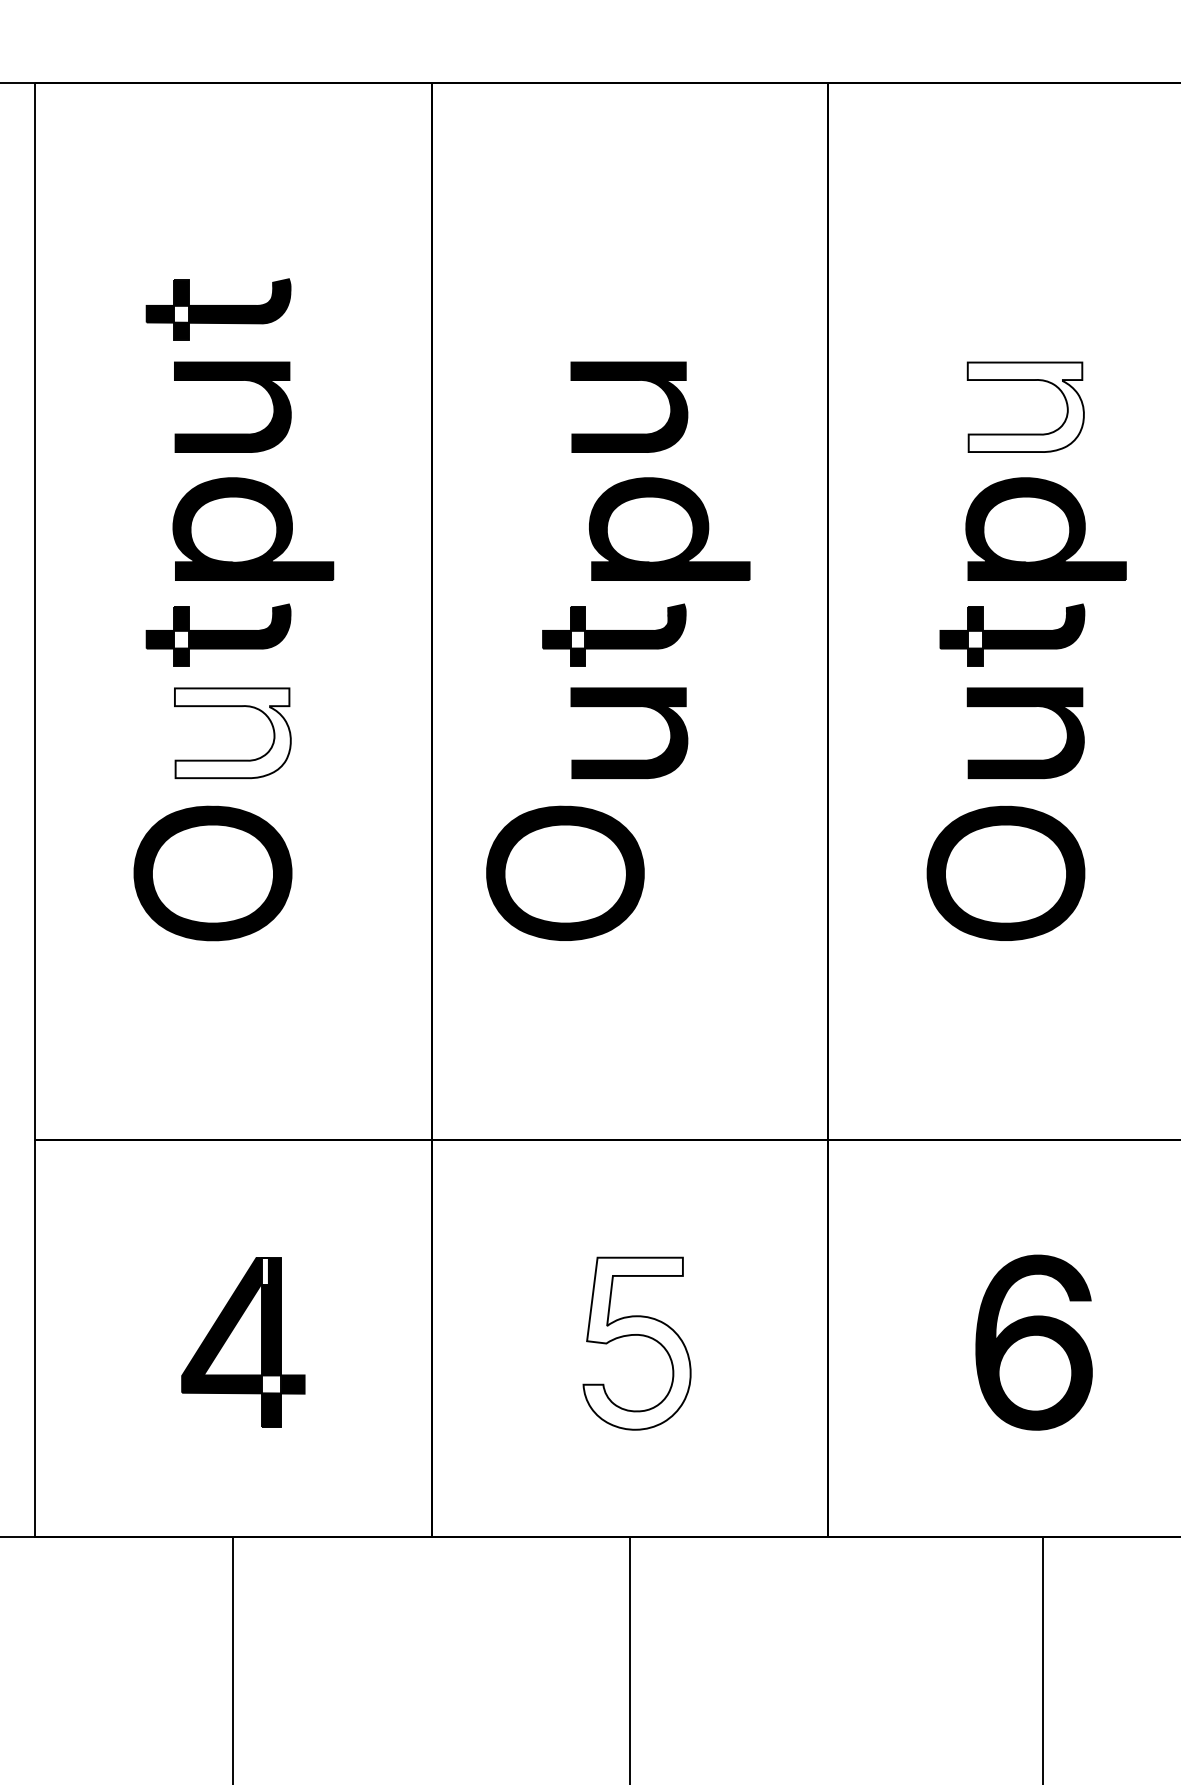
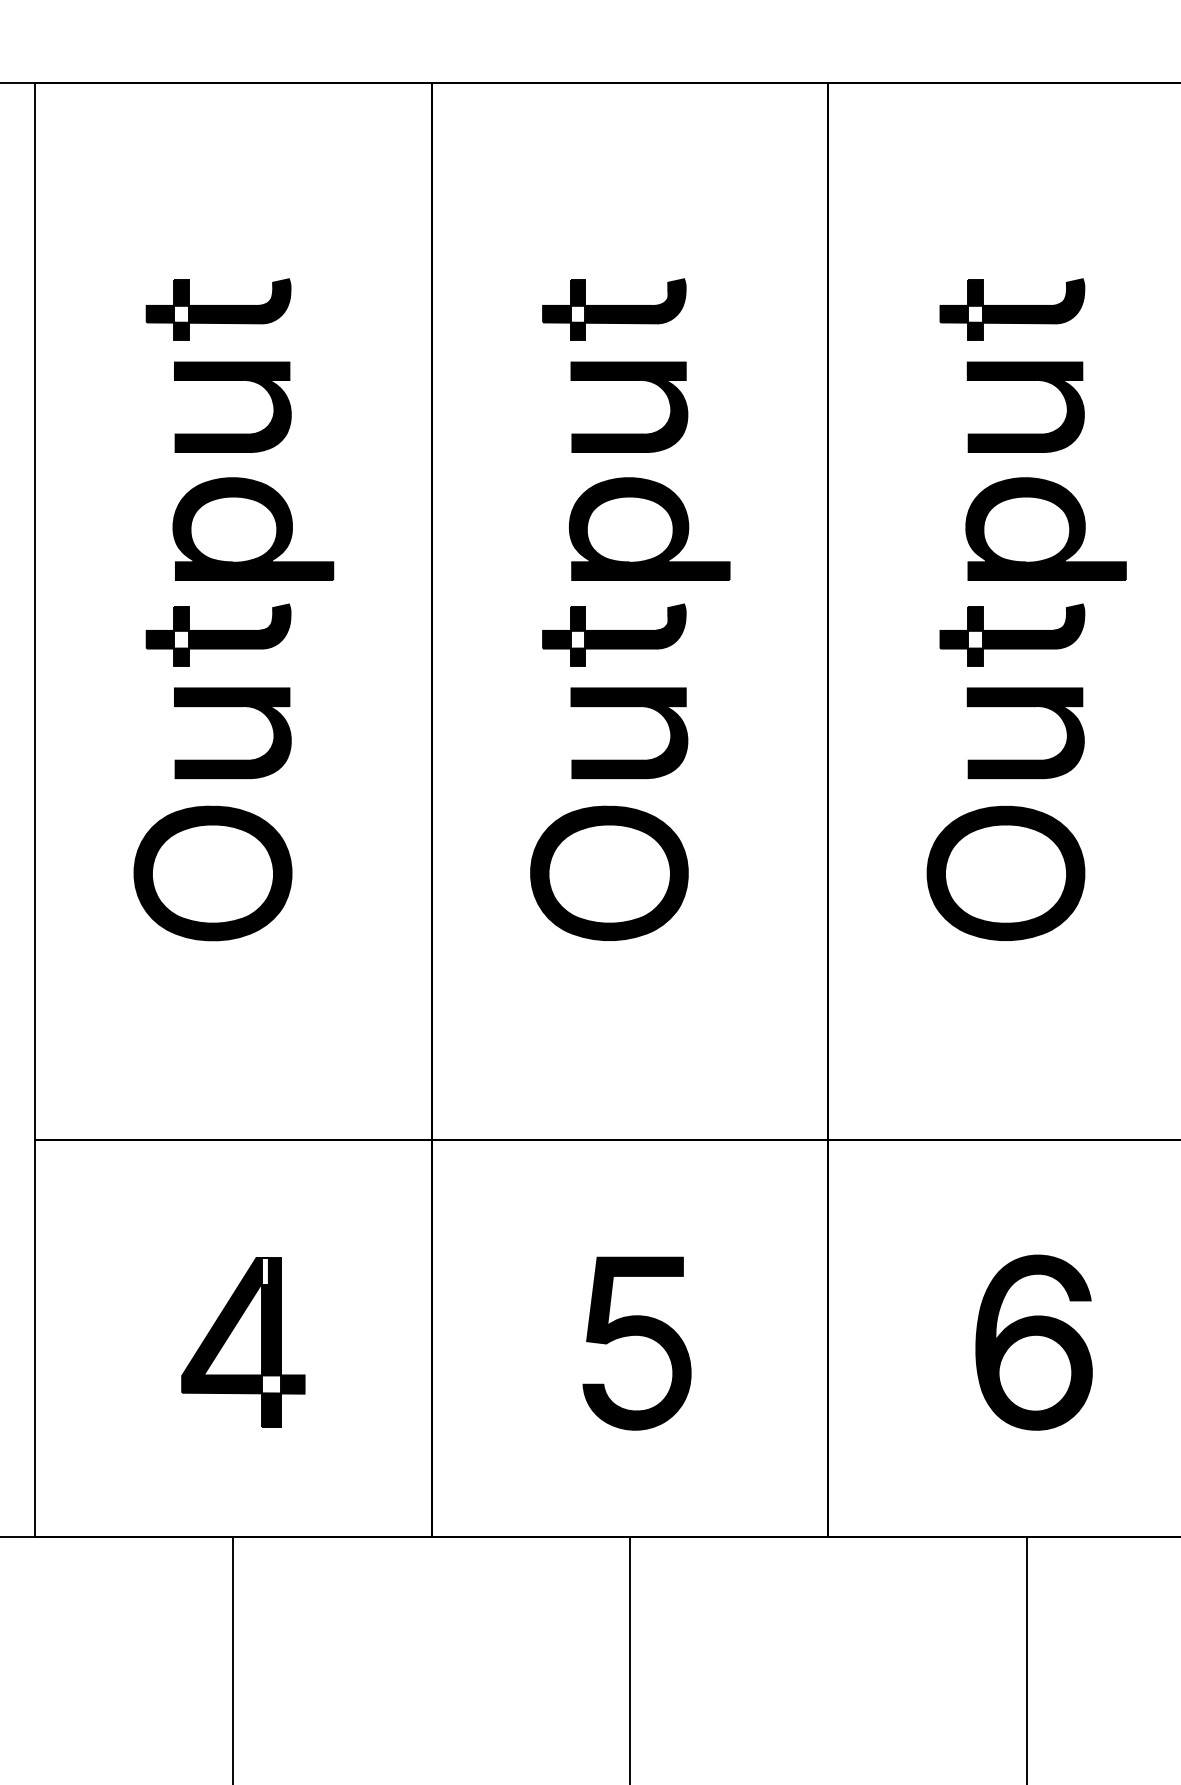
part: none -> present (614, 309)
part: none -> present (1012, 309)
fill: none -> present (1025, 407)
part position: (669, 528) -> (649, 528) (649, 528)
fill: none -> present (232, 733)
part position: (565, 872) -> (609, 872) (609, 872)
fill: none -> present (636, 1343)
line position: (1042, 1659) -> (1026, 1659) (1026, 1659)
